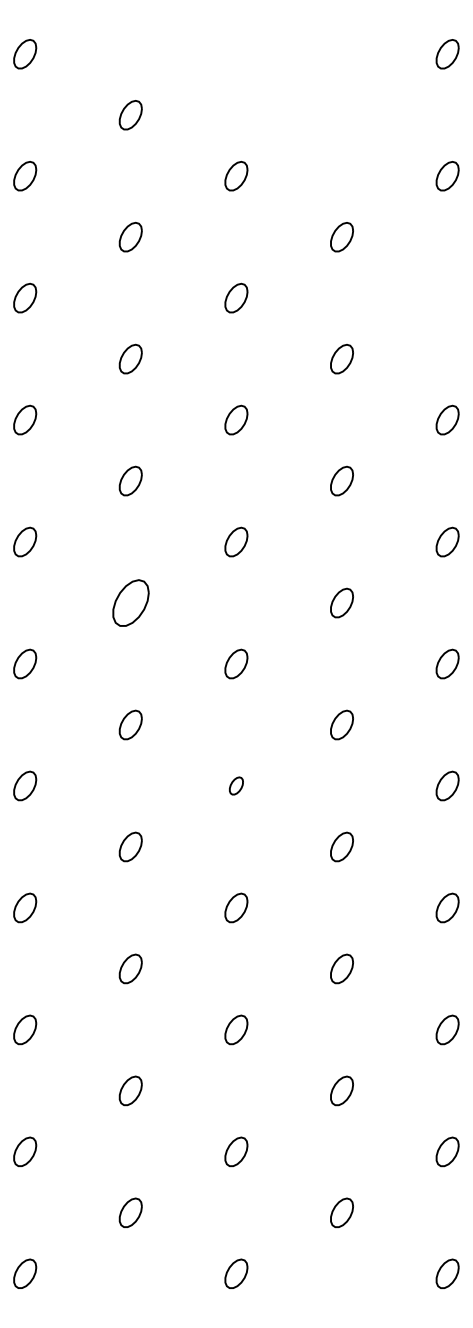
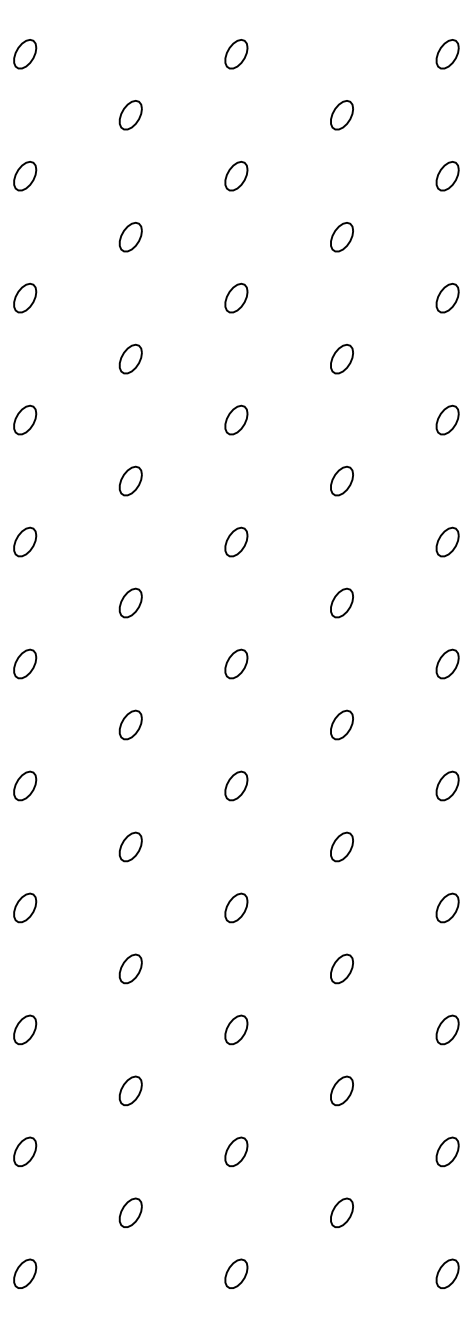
part: none -> present (236, 54)
part: none -> present (341, 115)
part: none -> present (447, 297)
part size: 38x48 px -> 25x32 px (130, 602)
part size: 15x20 px -> 25x32 px (236, 785)
